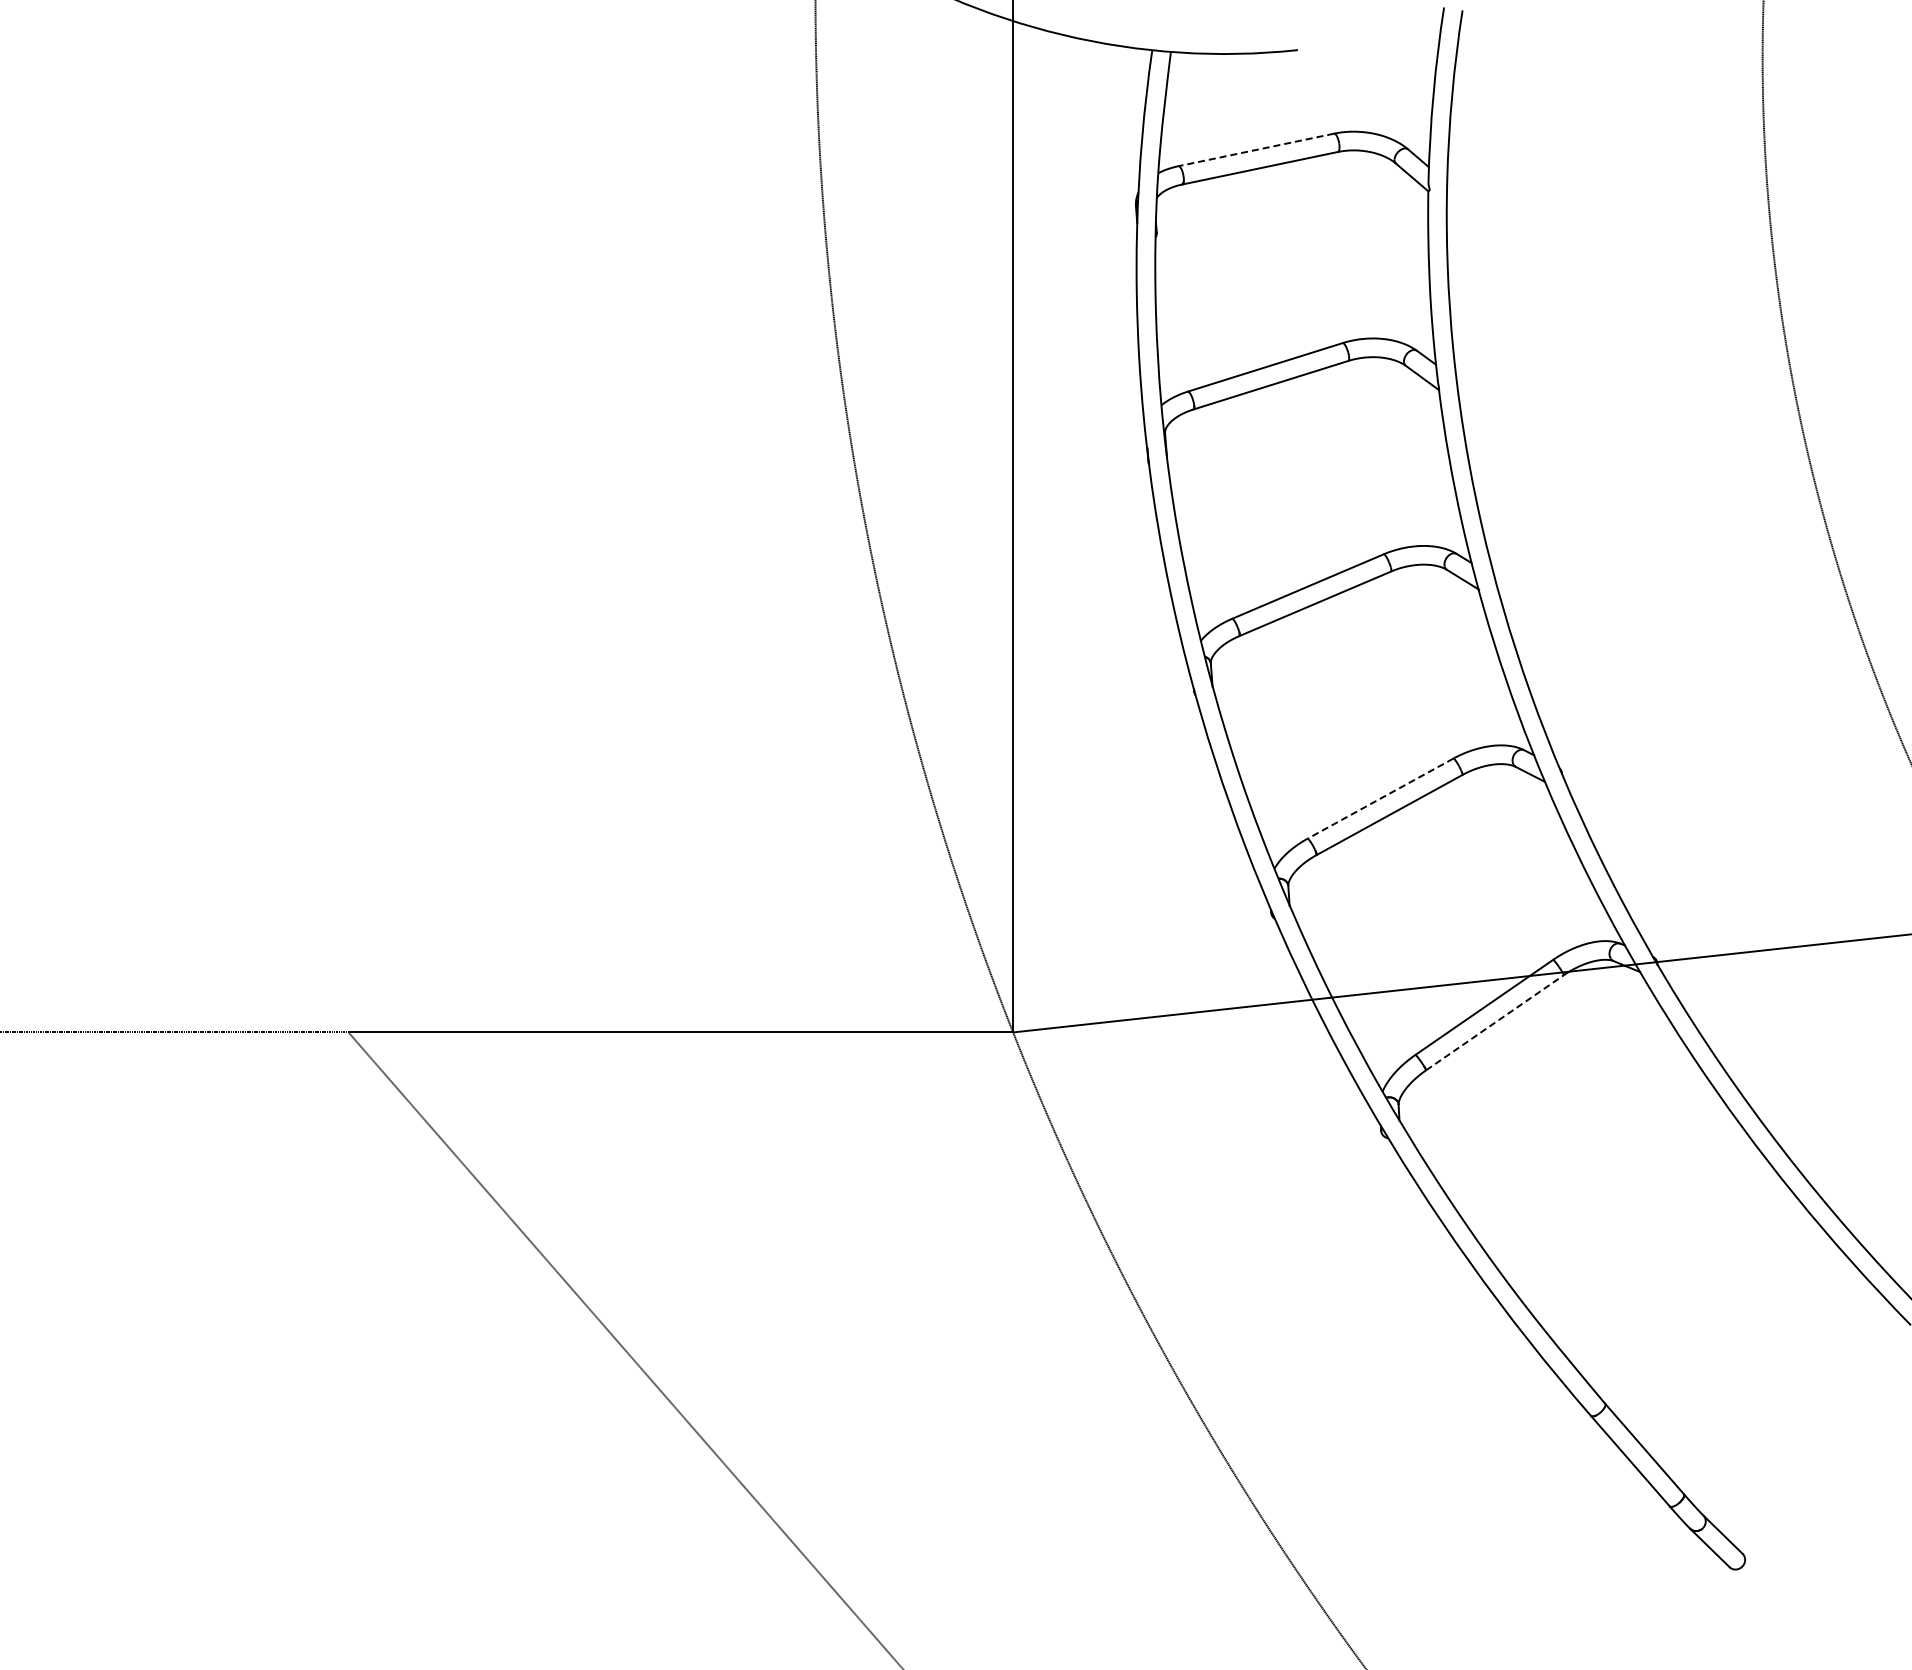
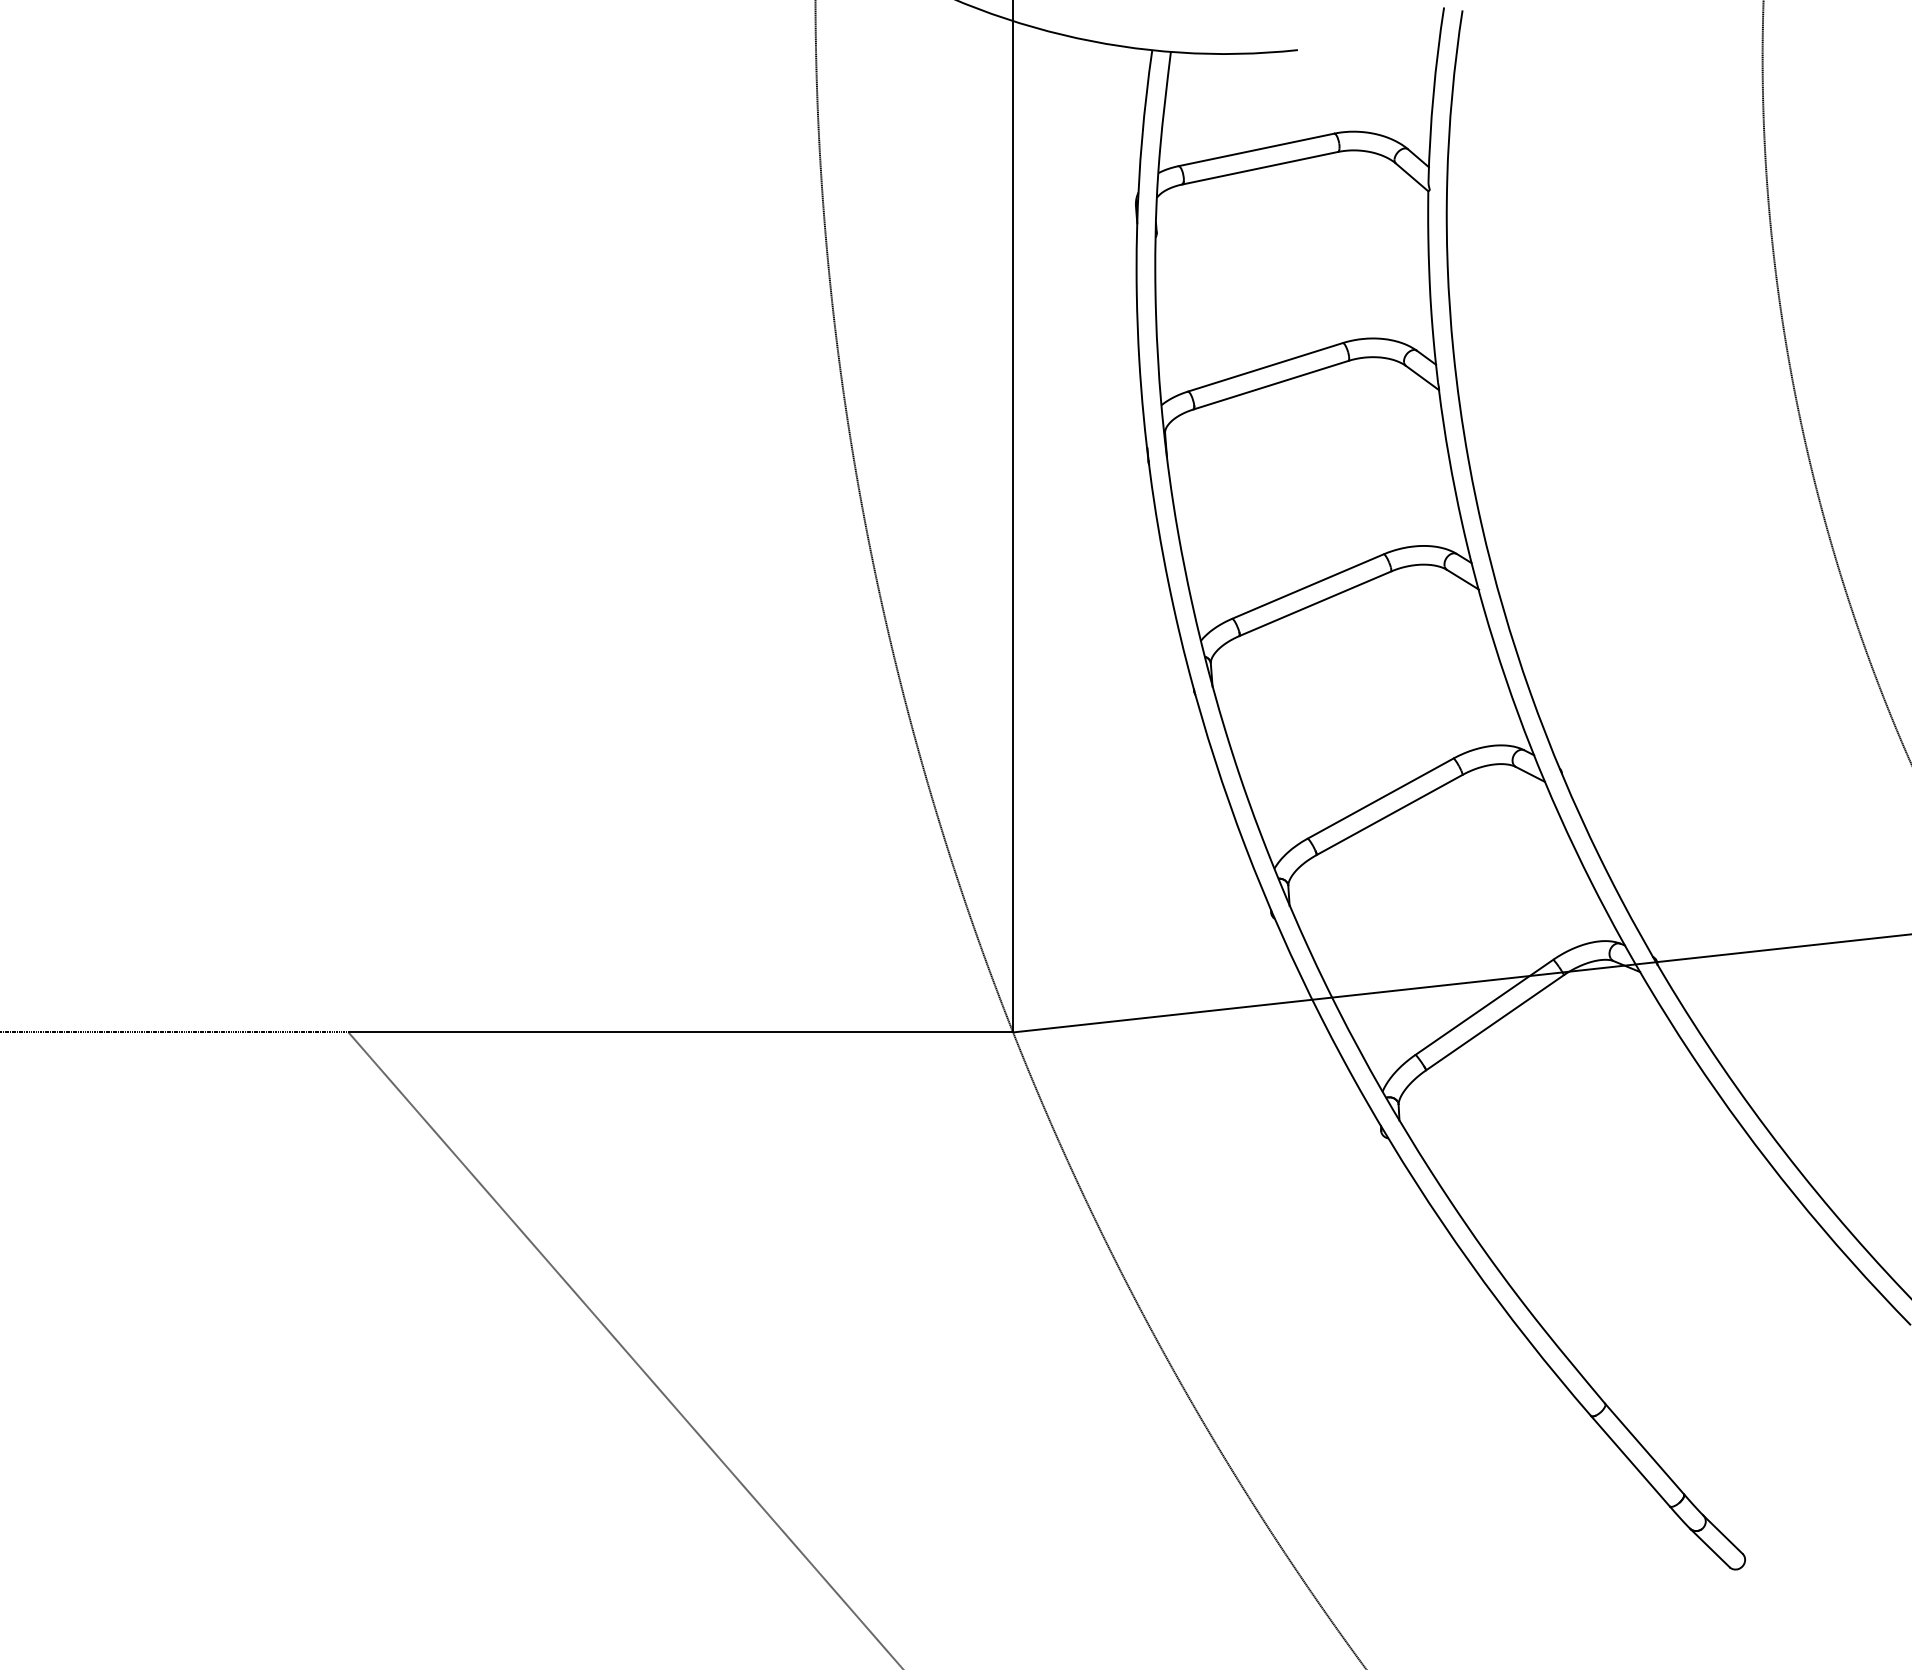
line: dashed -> solid (1256, 149)
line: dashed -> solid (1380, 798)
line: dashed -> solid (1495, 1022)
